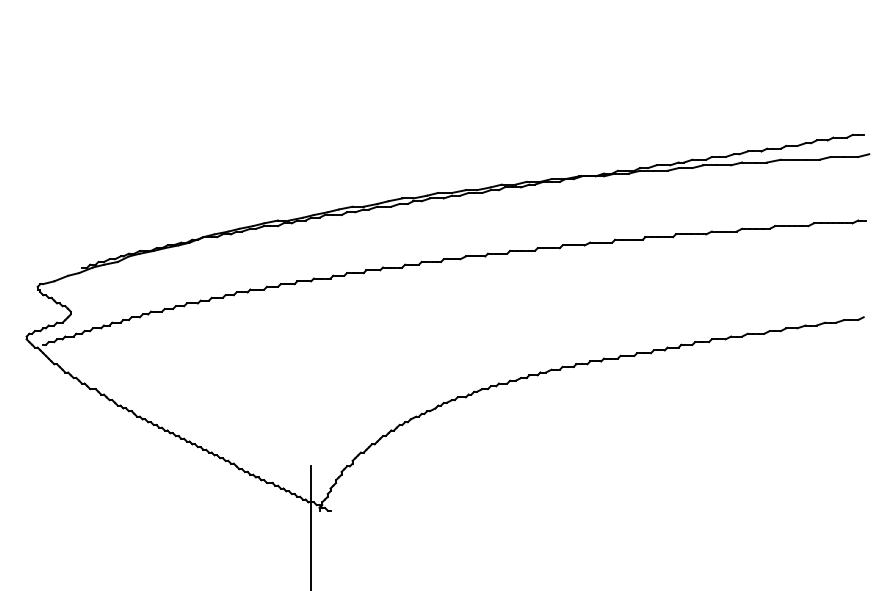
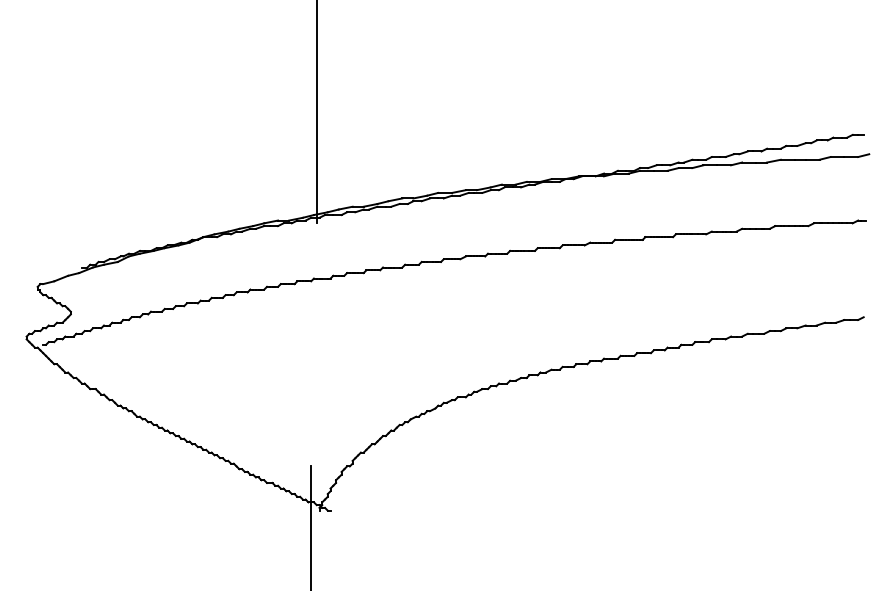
line: none -> present (316, 112)
